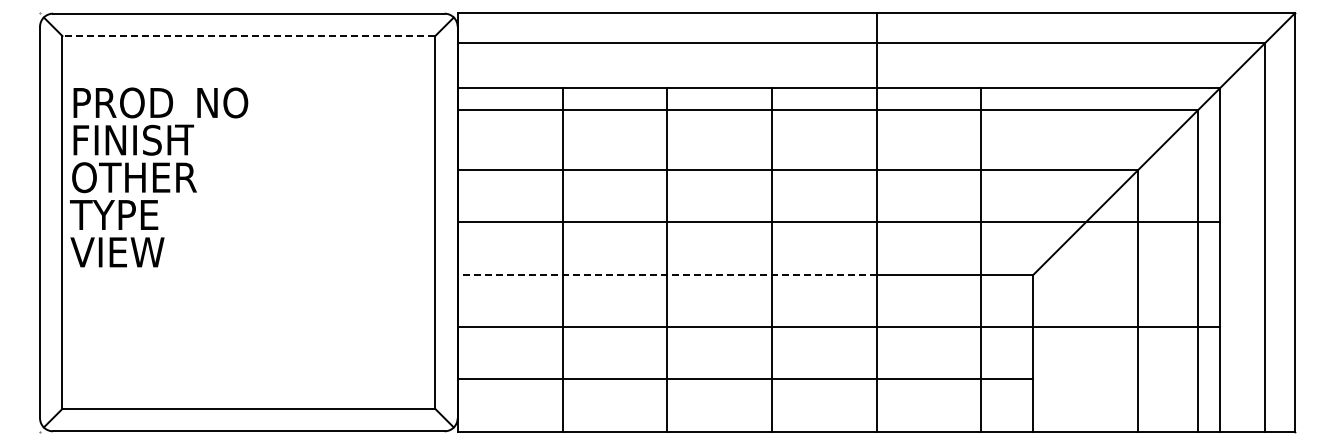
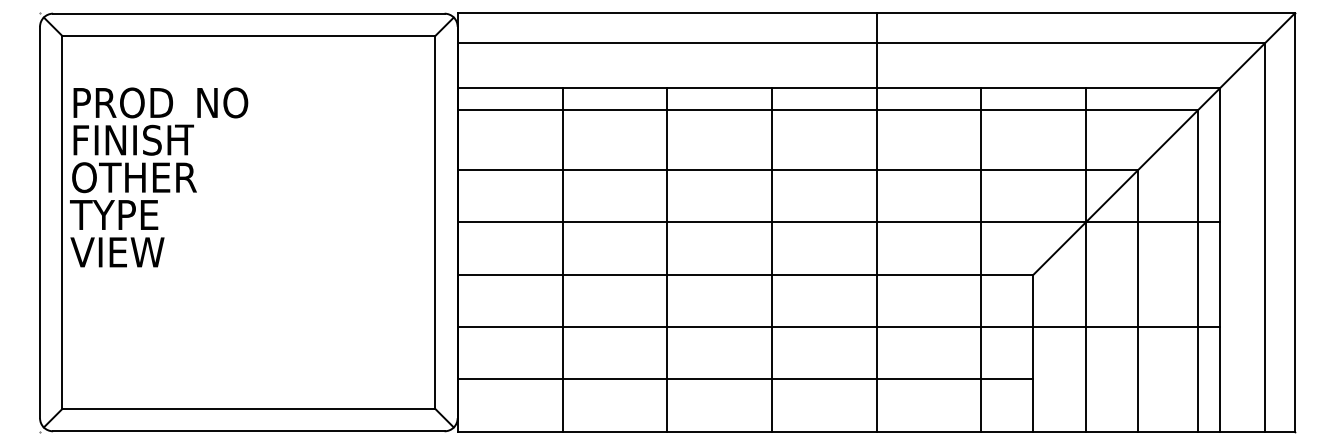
line: dashed -> solid (248, 36)
line: none -> present (1085, 259)
line: dashed -> solid (666, 274)
